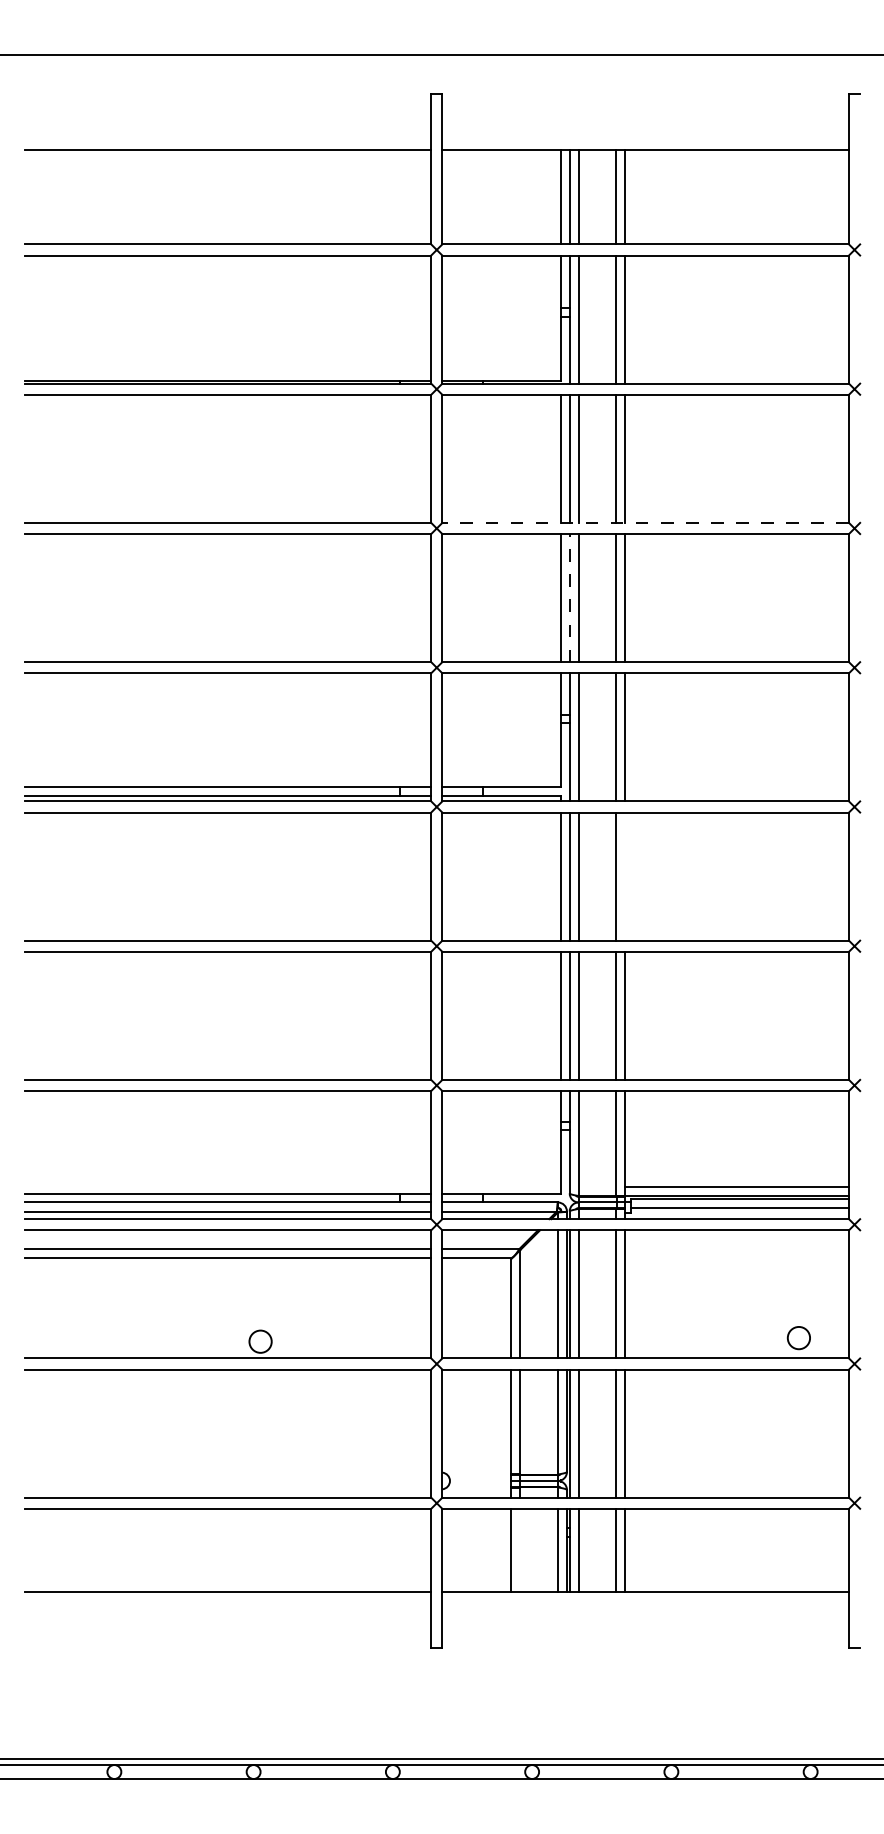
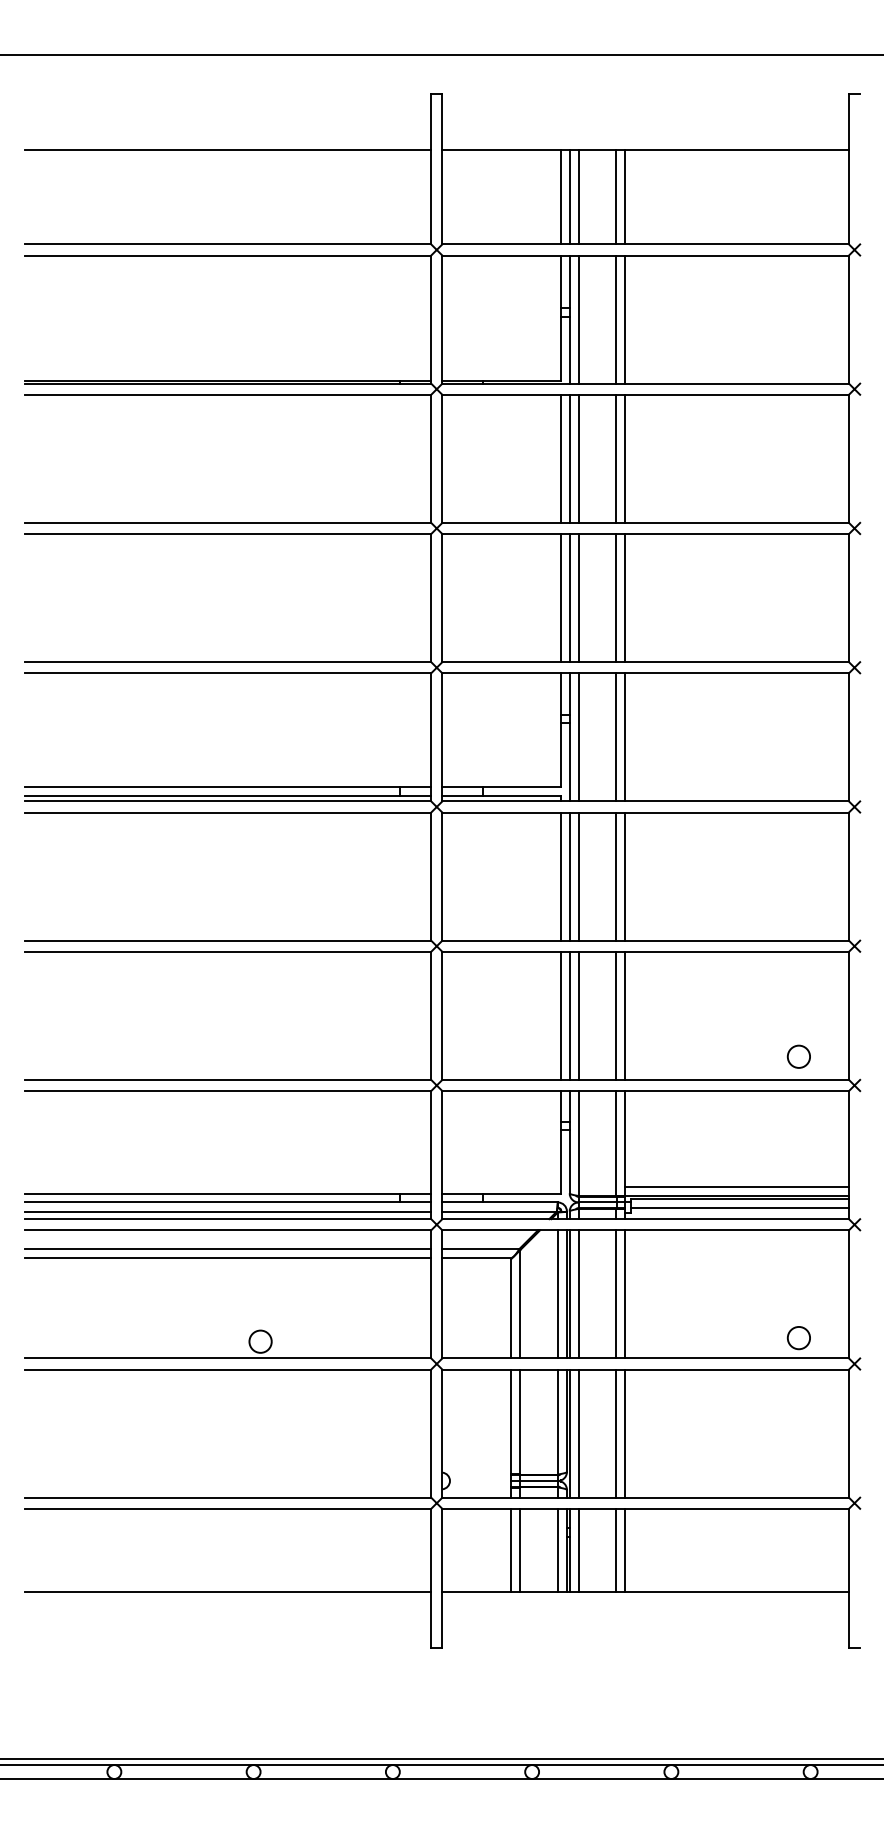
line: dashed -> solid (645, 522)
line: dashed -> solid (569, 597)
line: none -> present (625, 876)
circle: none -> present (798, 1056)
line: none -> present (520, 1550)
